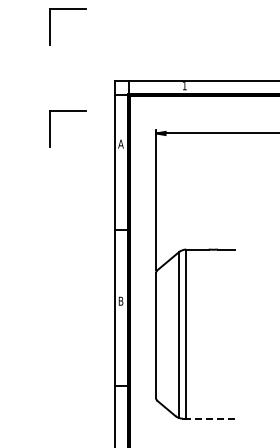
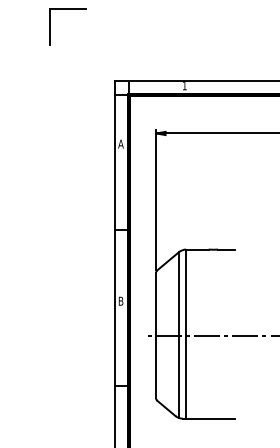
part: present -> none (67, 111)
line: none -> present (212, 335)
line: dashed -> solid (209, 418)
